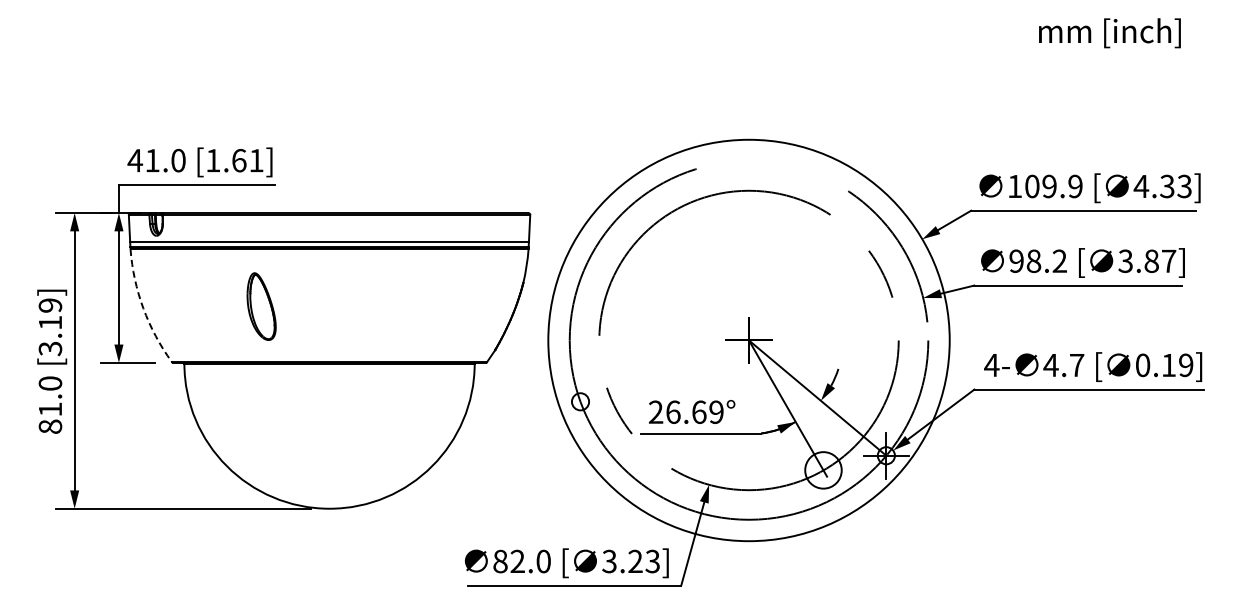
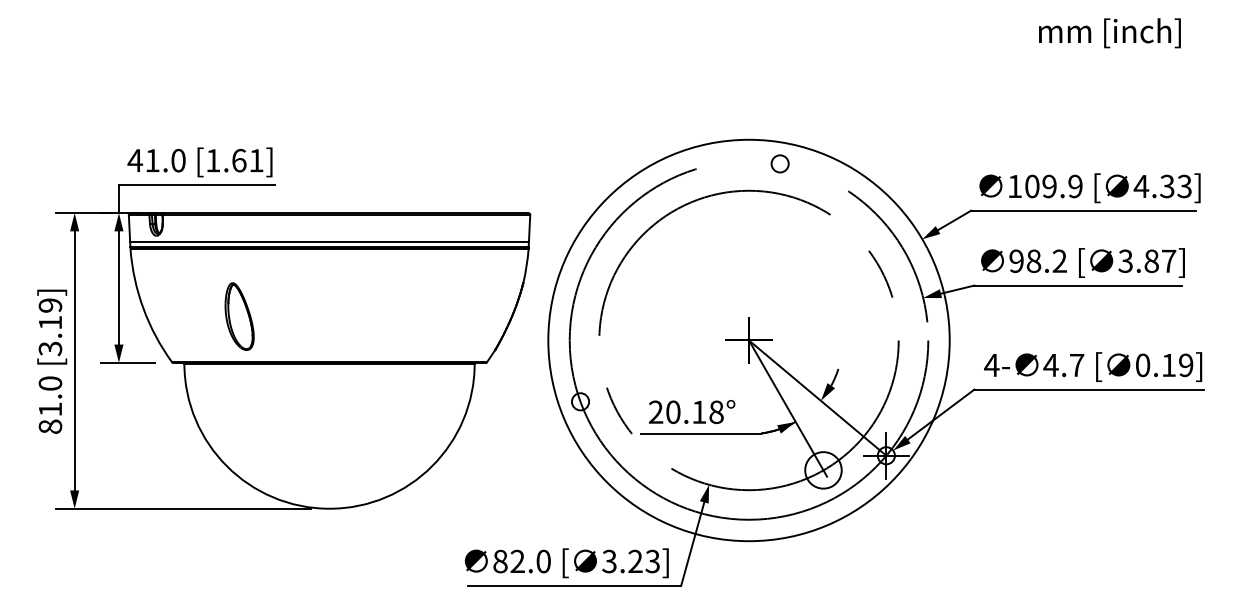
circle: none -> present (779, 163)
part position: (261, 306) -> (239, 316) (239, 316)
arc: dashed -> solid (143, 308)
text: 26.69° -> 20.18° (694, 411)
